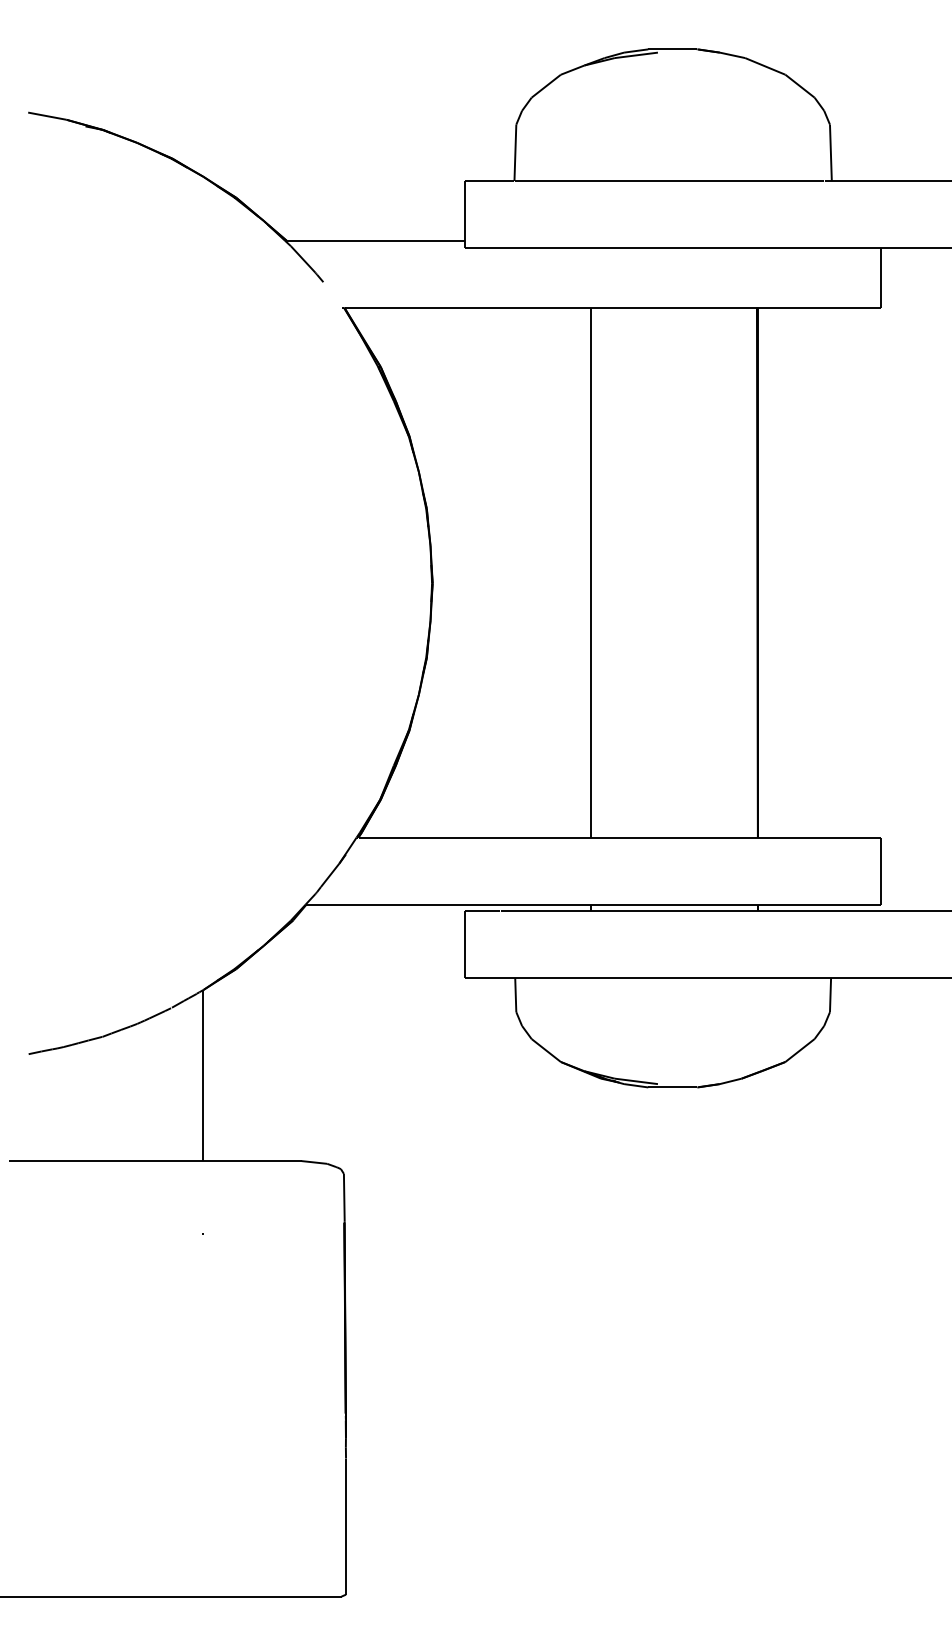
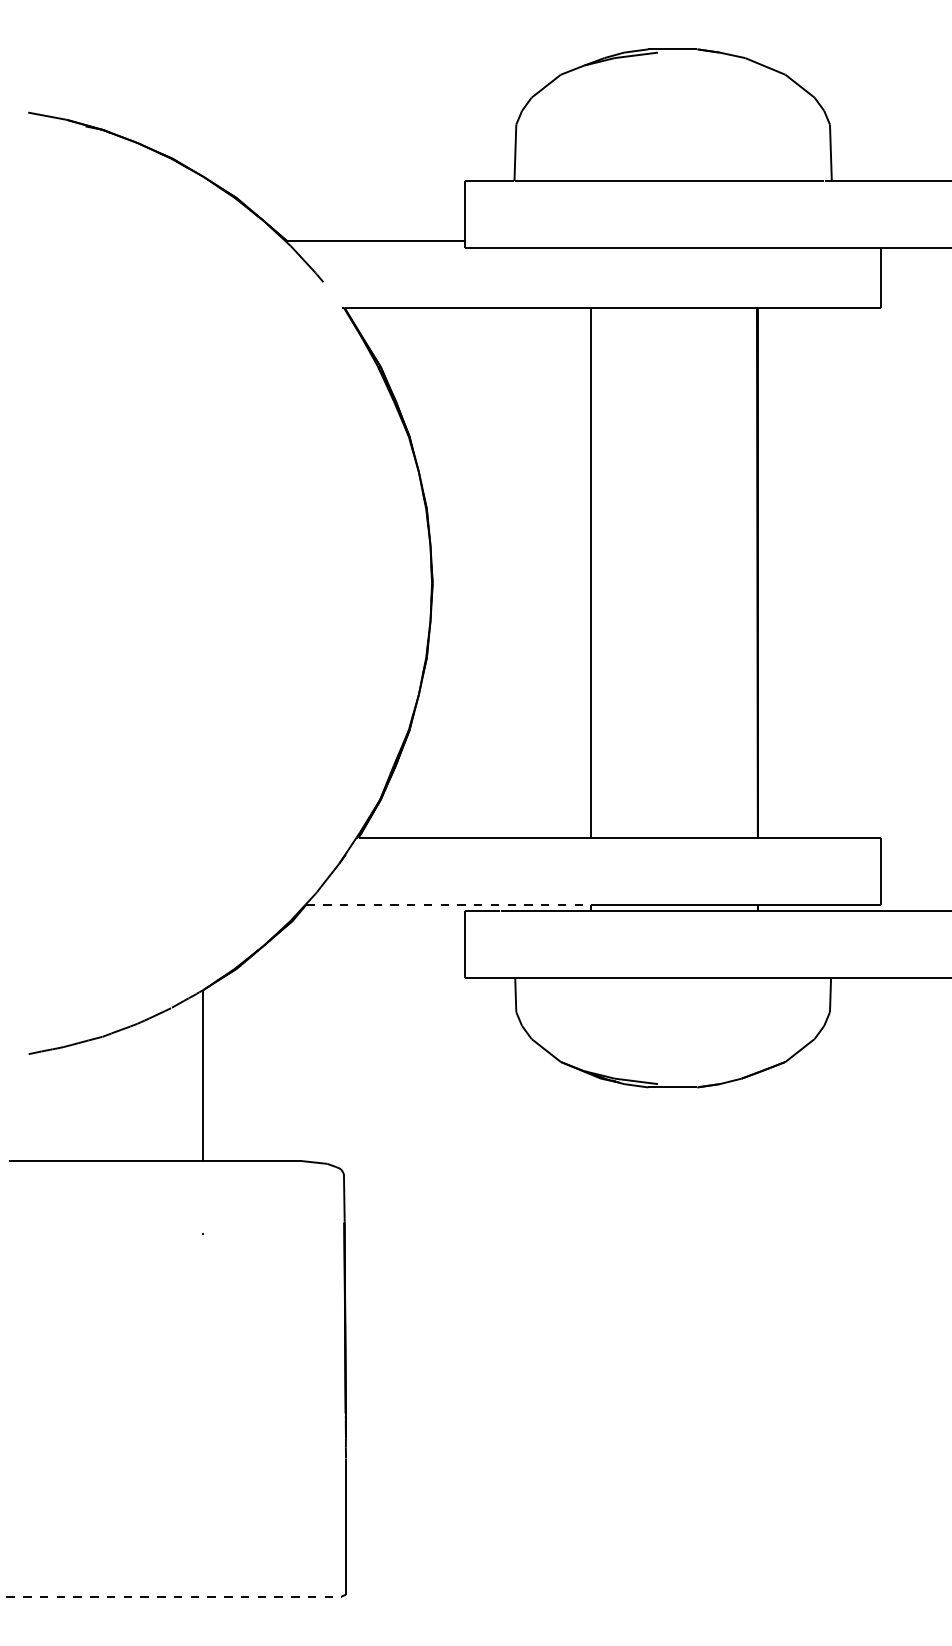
line: solid -> dashed (449, 904)
line: solid -> dashed (171, 1596)
